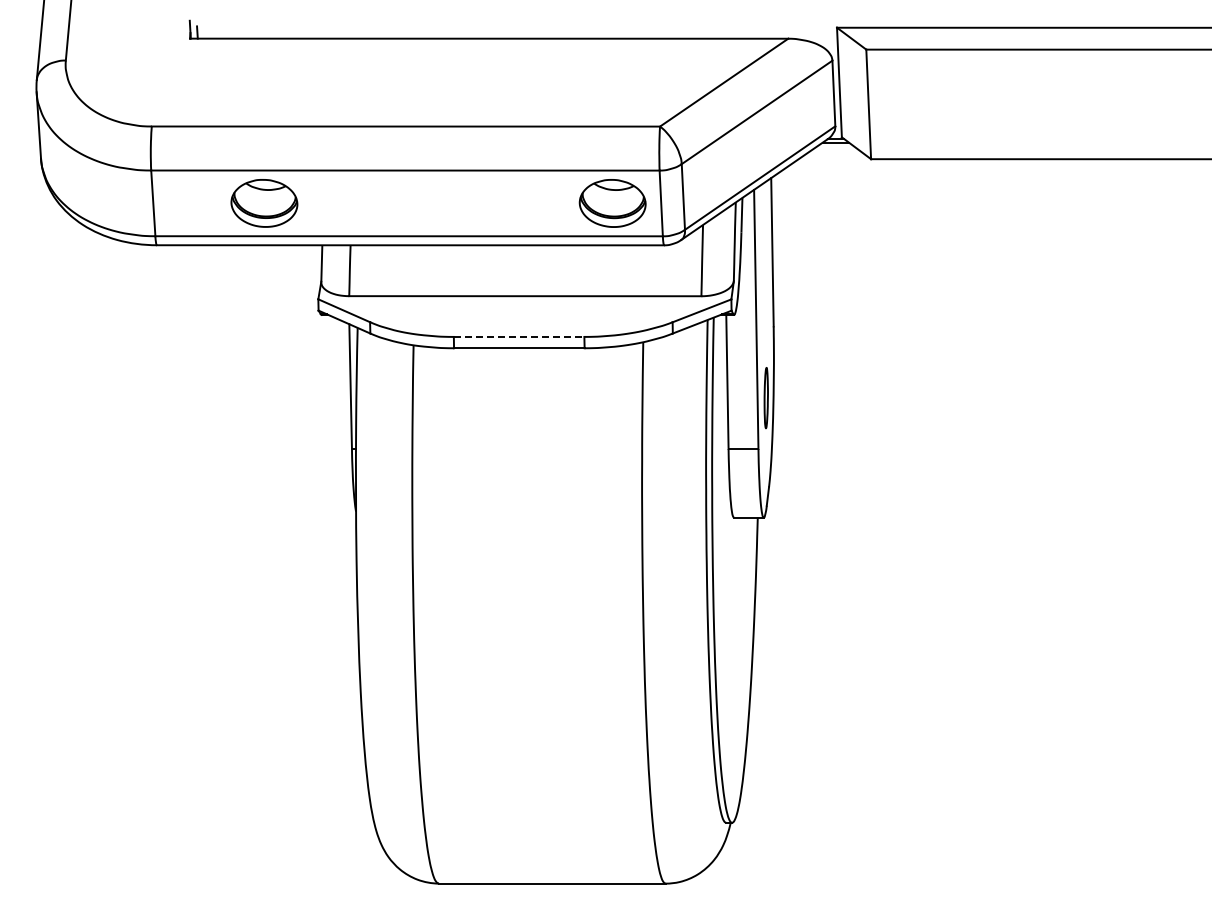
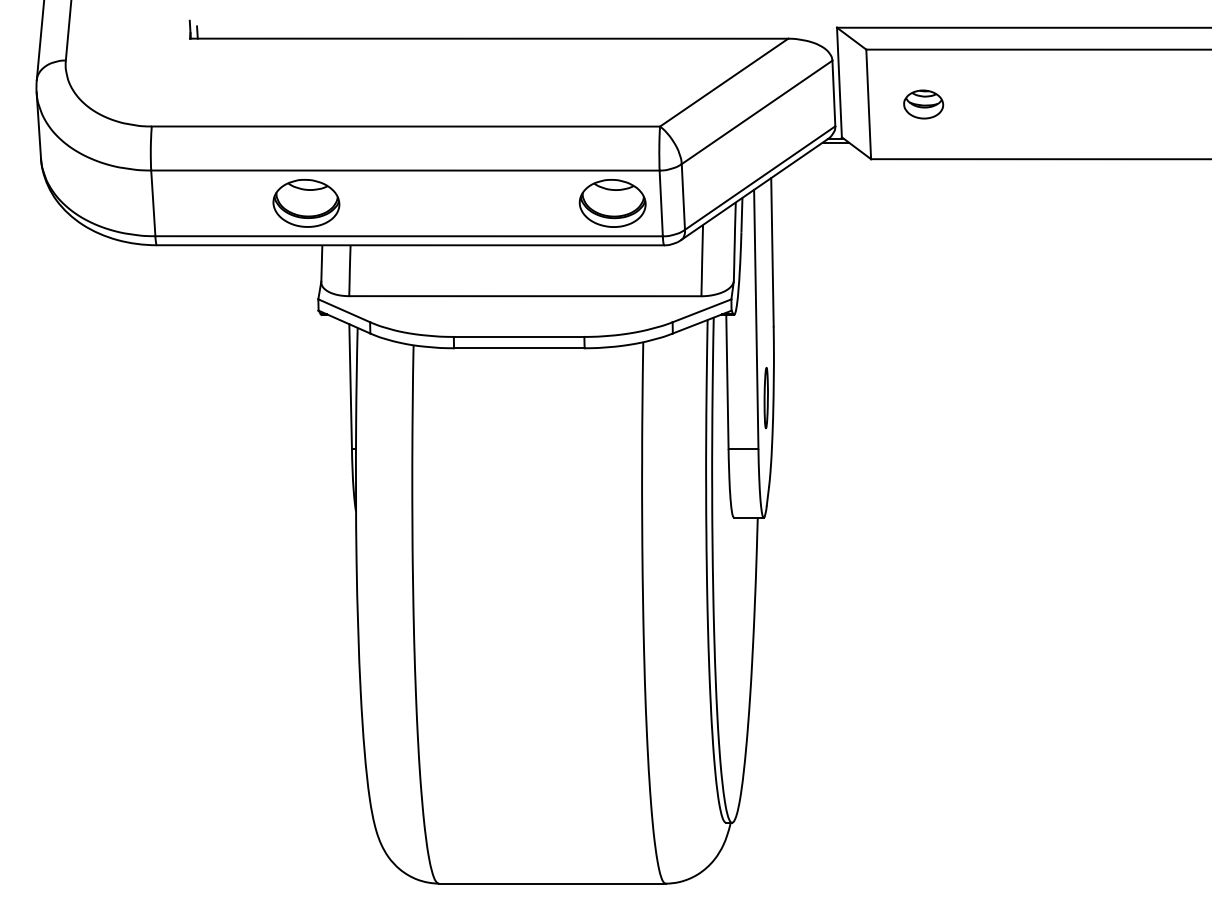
part: none -> present (923, 104)
part position: (264, 203) -> (306, 203) (306, 203)
line: dashed -> solid (519, 336)
